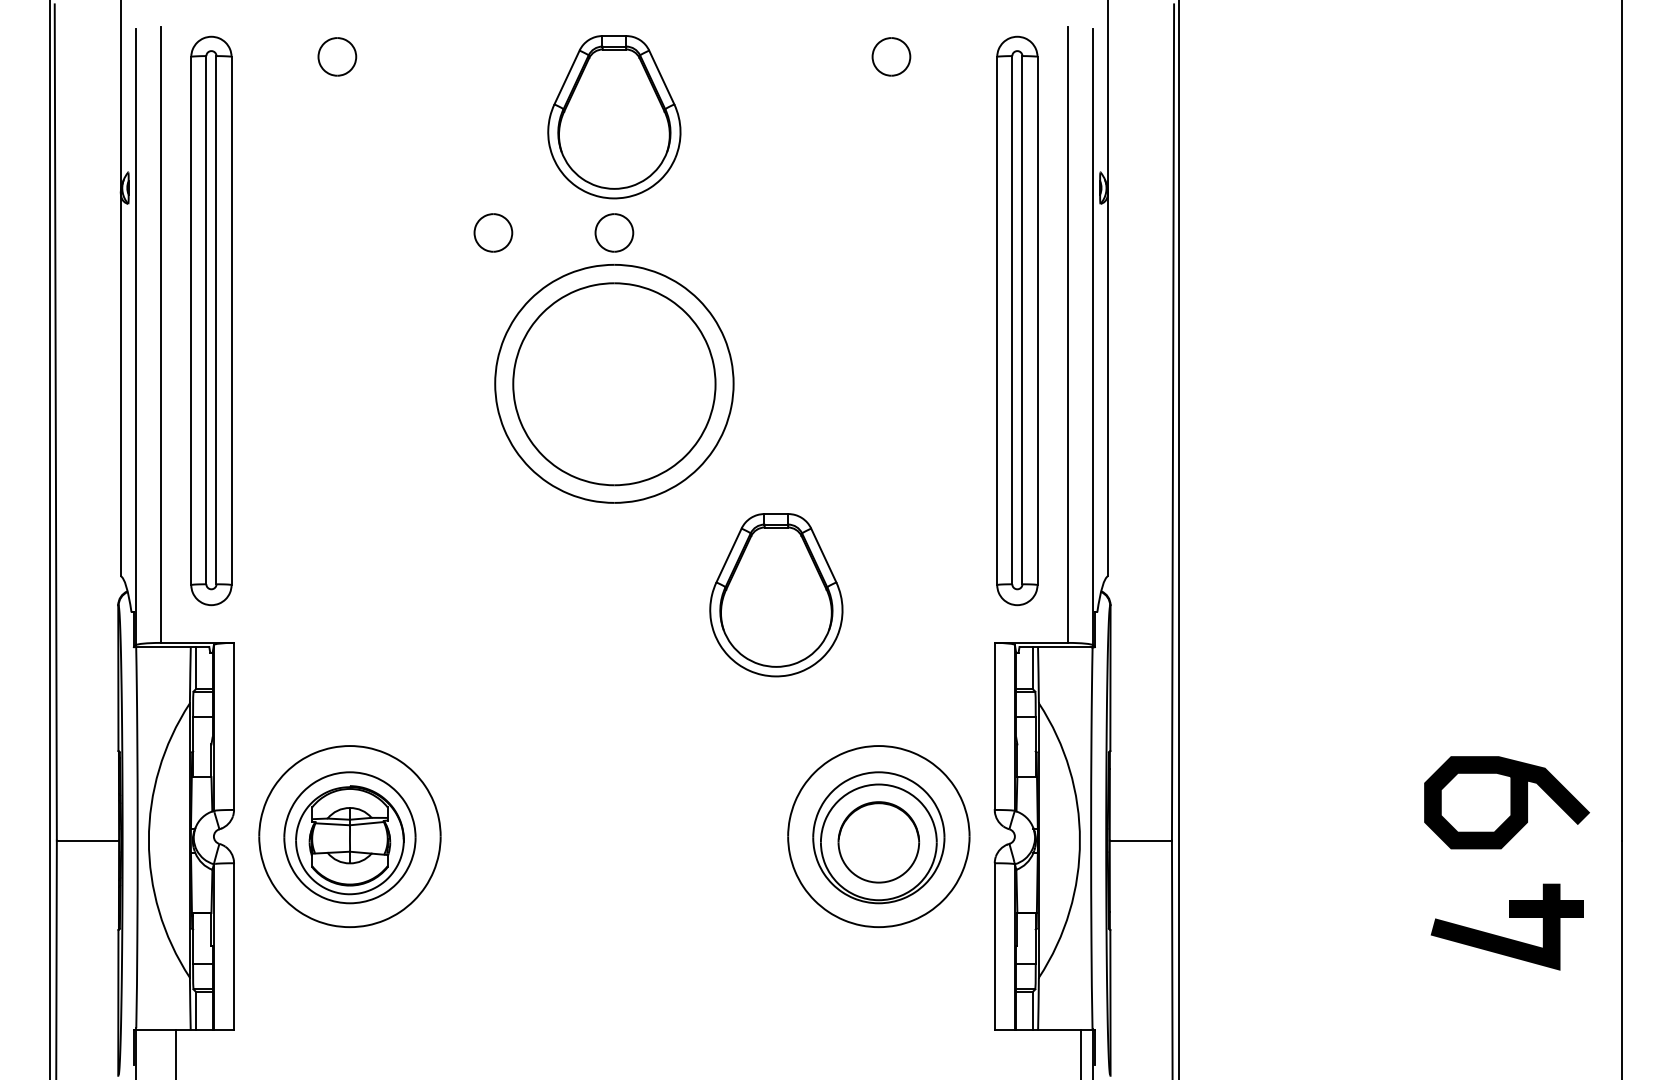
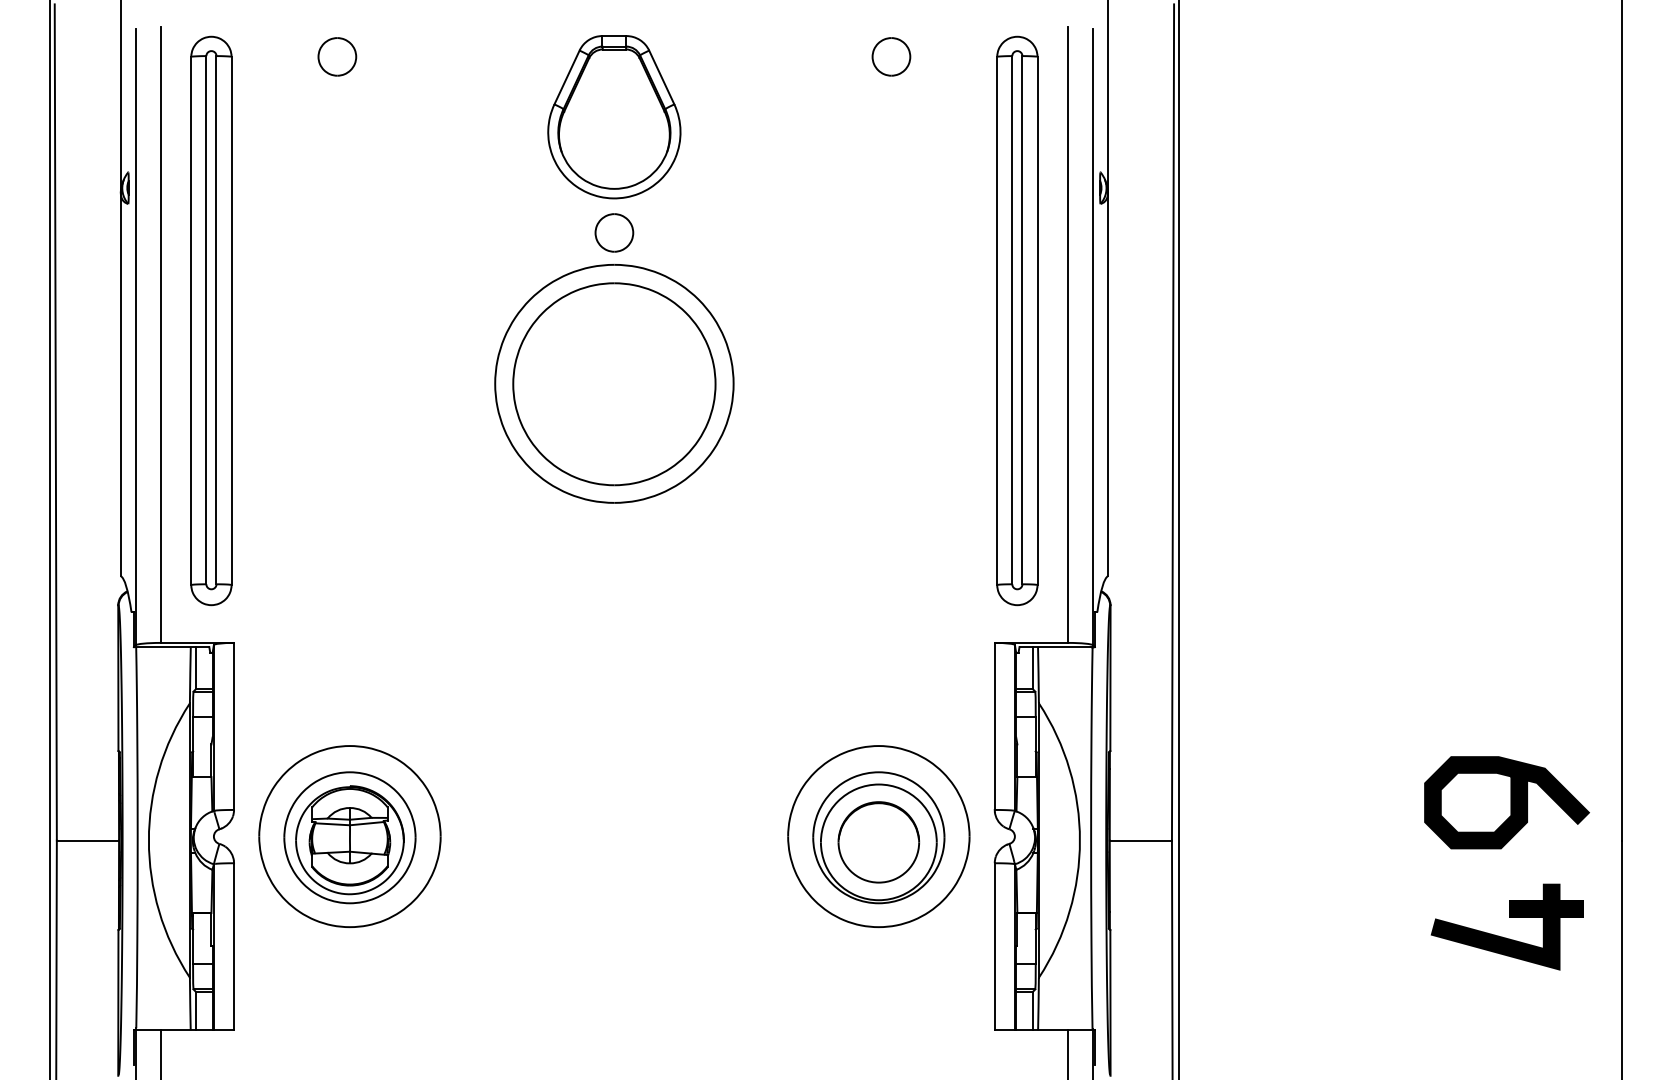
part: present -> none (493, 232)
part: present -> none (776, 595)
line position: (175, 1053) -> (160, 1053) (160, 1053)
line position: (1081, 1053) -> (1068, 1053) (1068, 1053)
